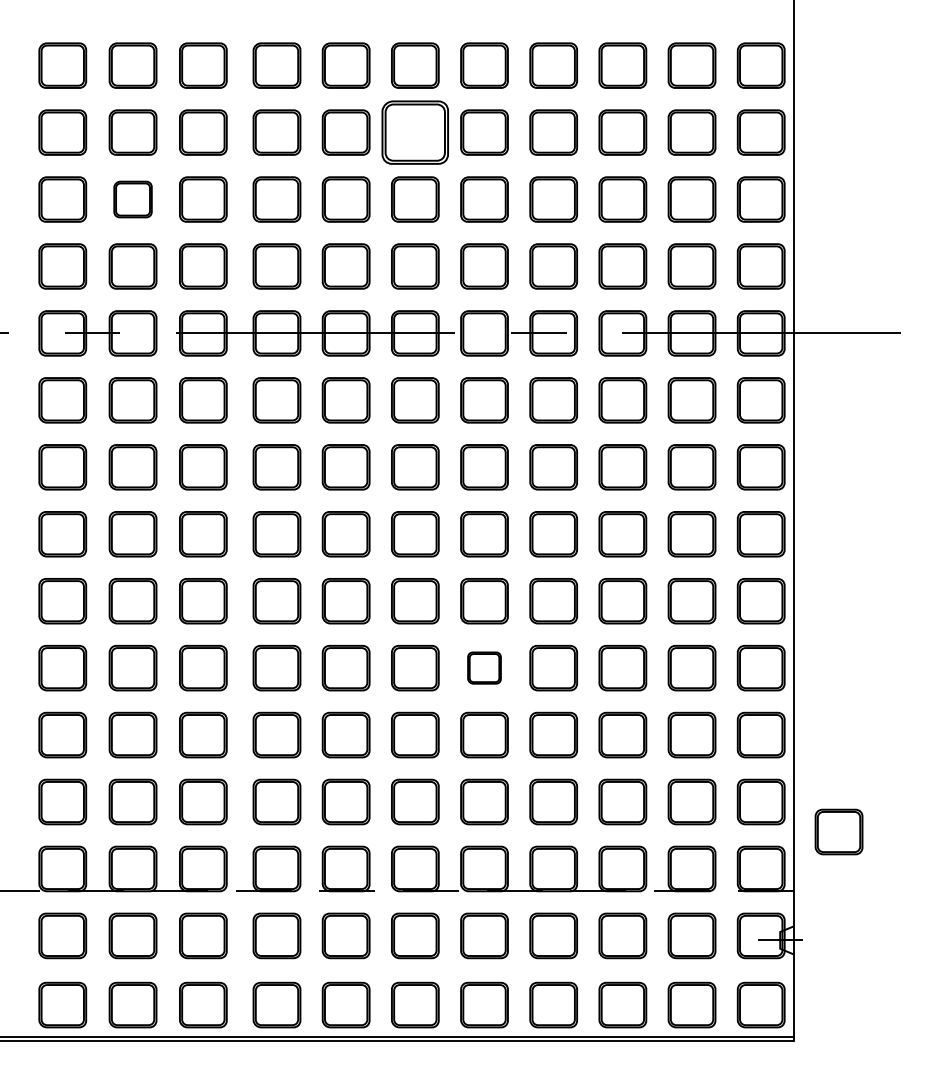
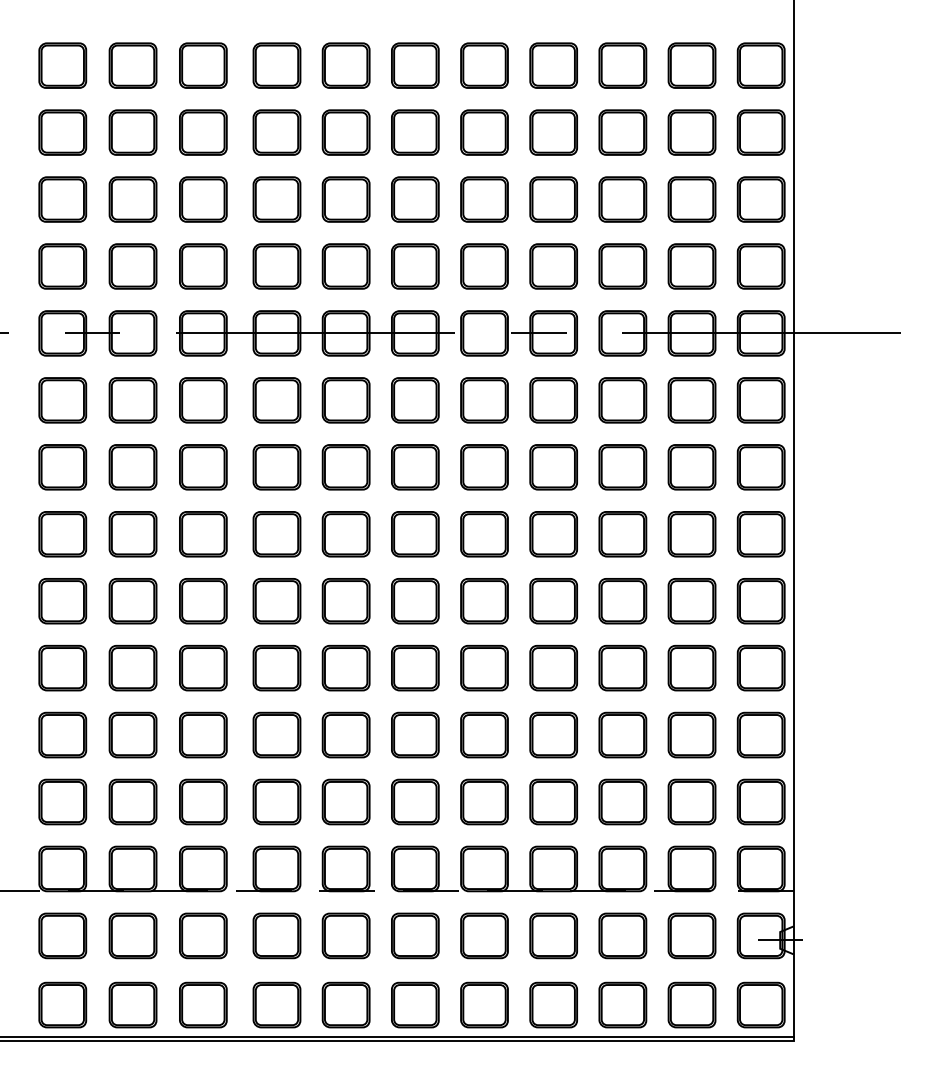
part size: 68x65 px -> 49x47 px (415, 132)
part size: 40x39 px -> 50x47 px (132, 199)
part size: 35x34 px -> 49x48 px (484, 667)
part: present -> none (838, 831)
